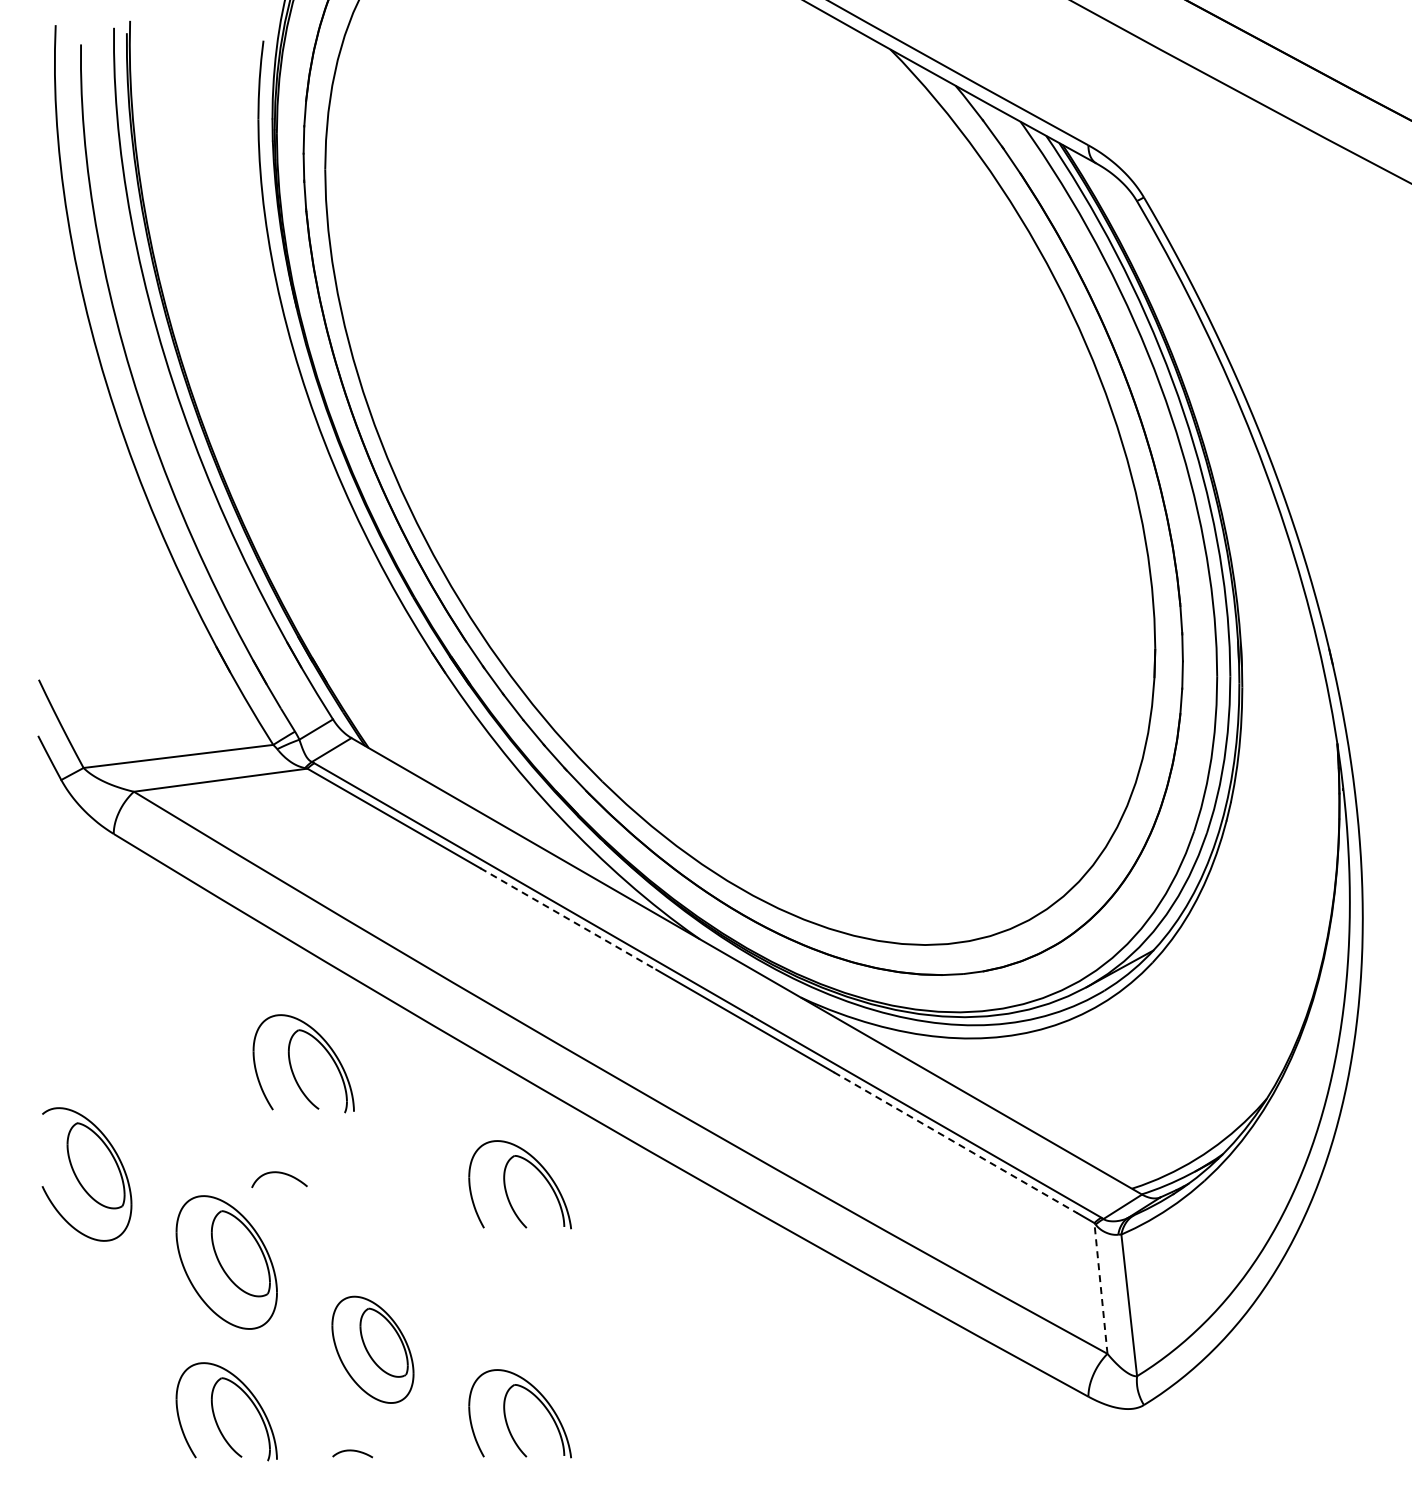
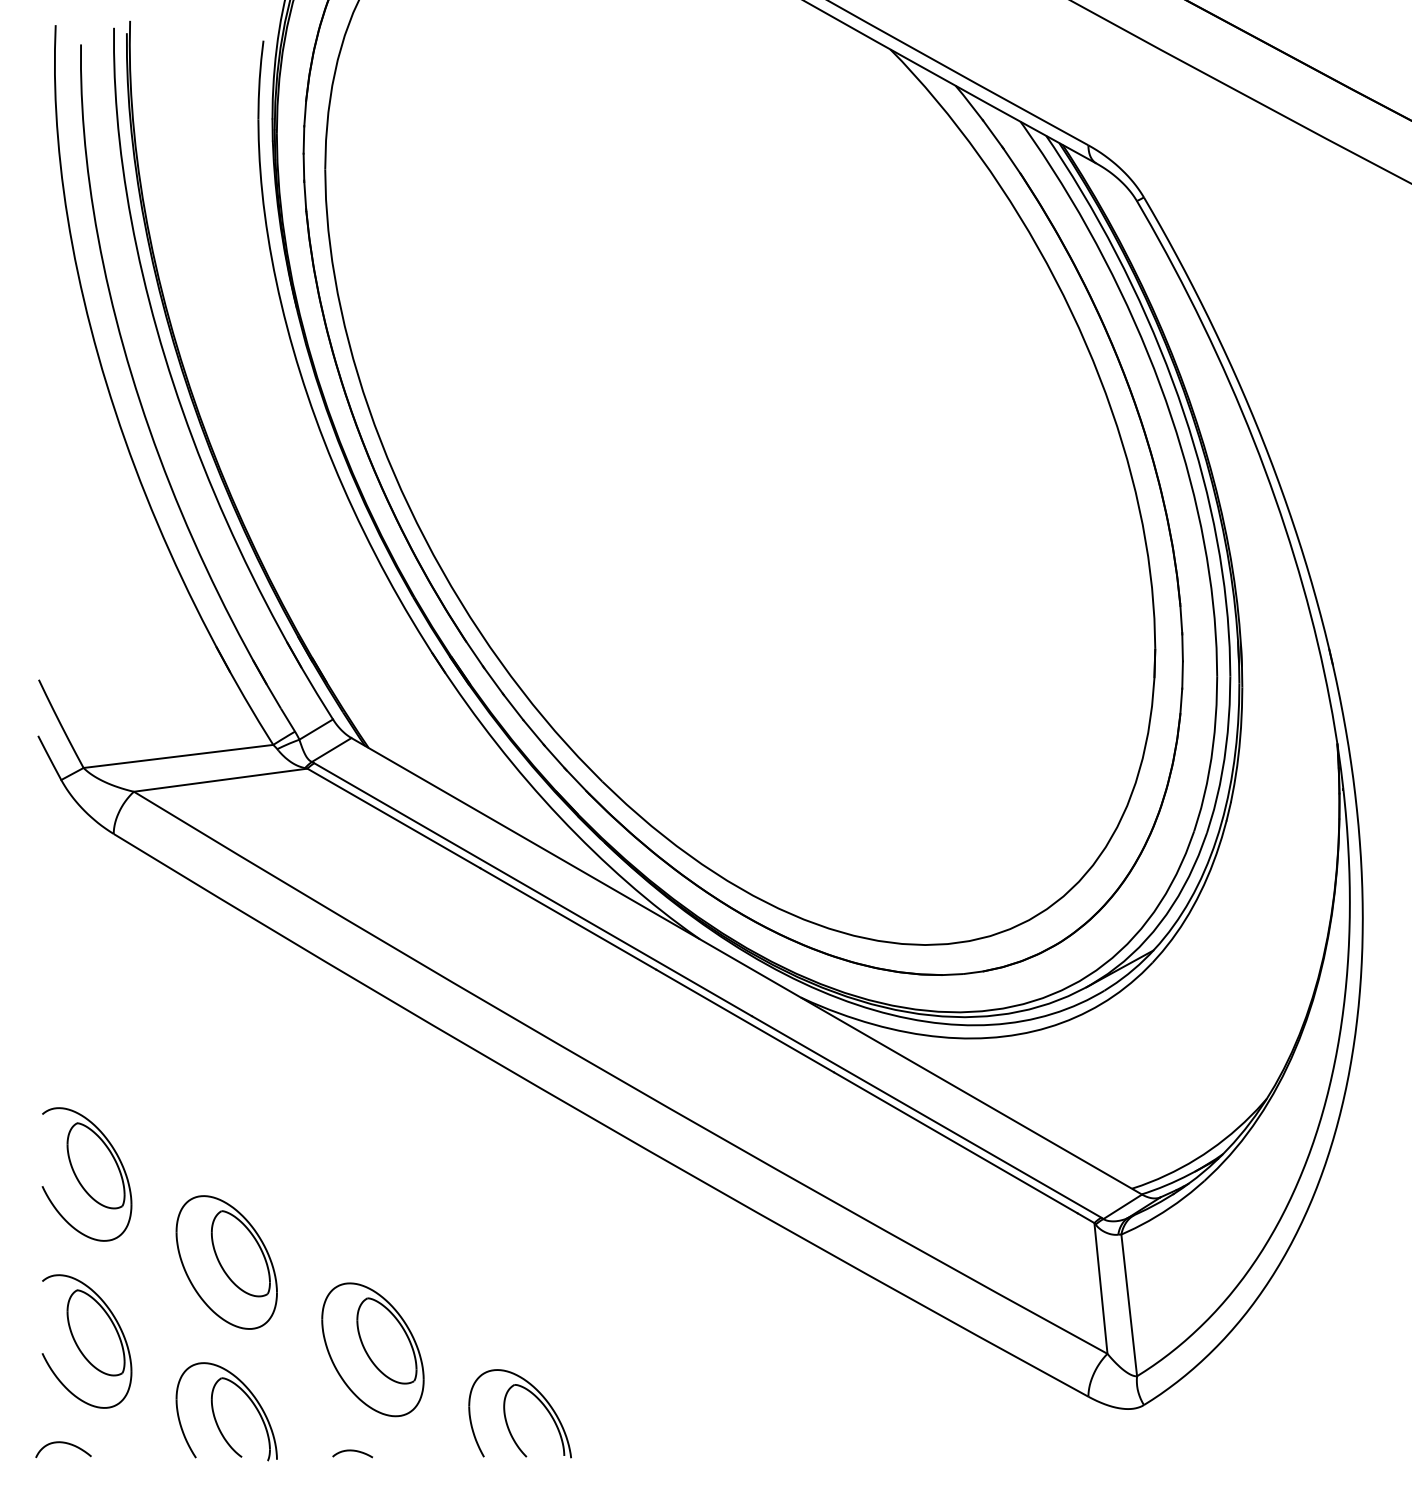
line: dashed -> solid (568, 918)
part: present -> none (291, 1064)
line: dashed -> solid (955, 1142)
curve position: (279, 1173) -> (63, 1443) (63, 1443)
part: present -> none (506, 1188)
line: dashed -> solid (1100, 1288)
part: none -> present (86, 1341)
part size: 84x109 px -> 104x136 px (372, 1349)
